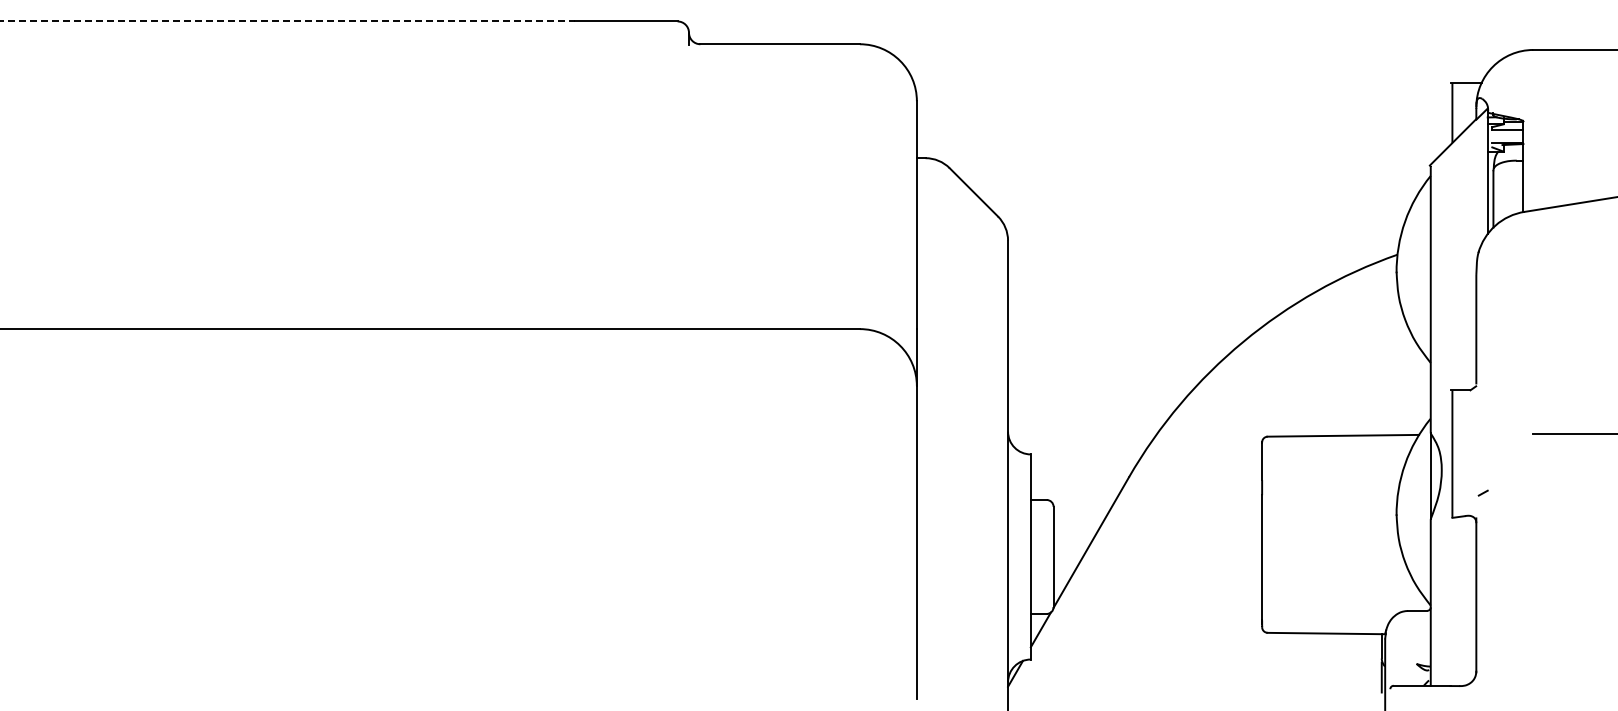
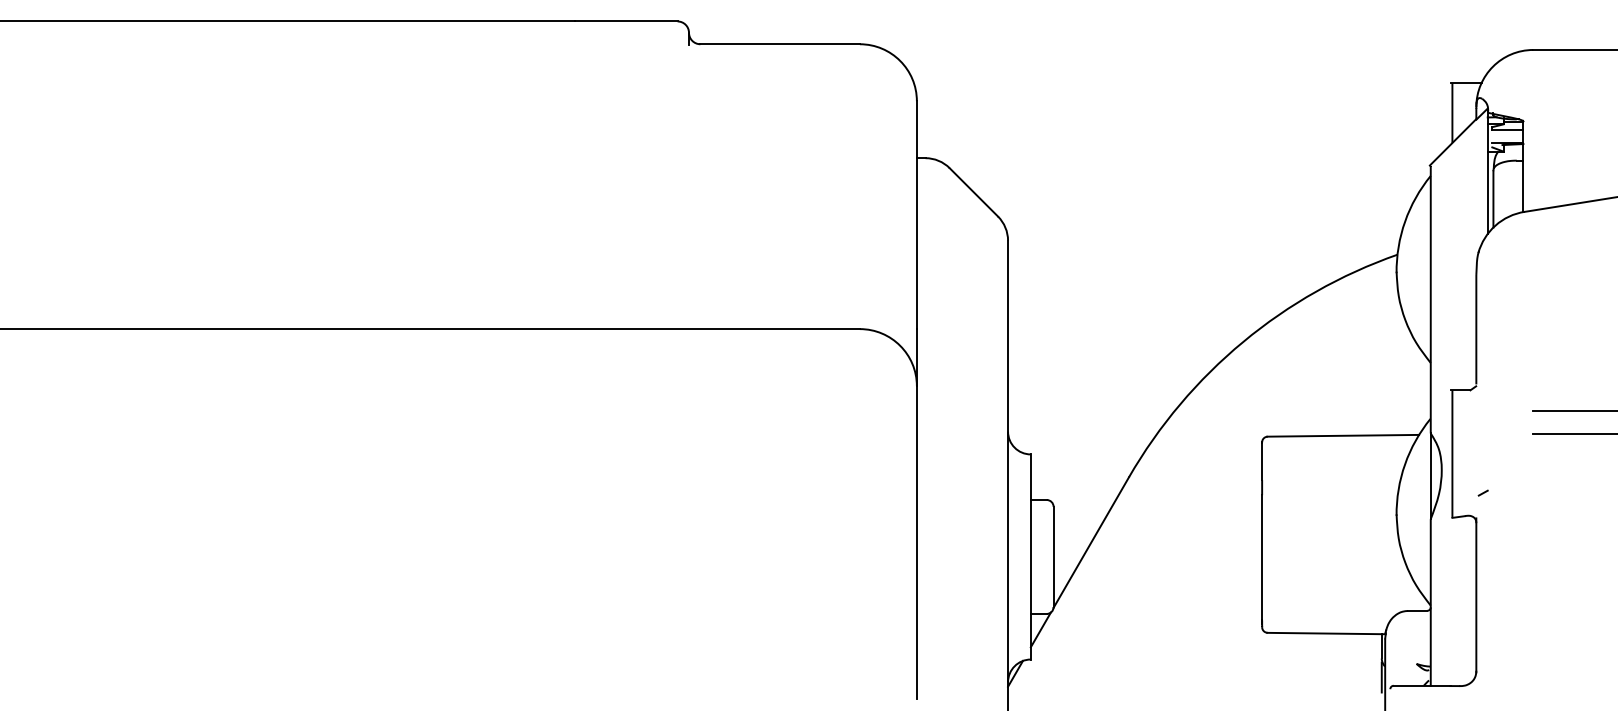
line: dashed -> solid (288, 21)
line: none -> present (1573, 411)
